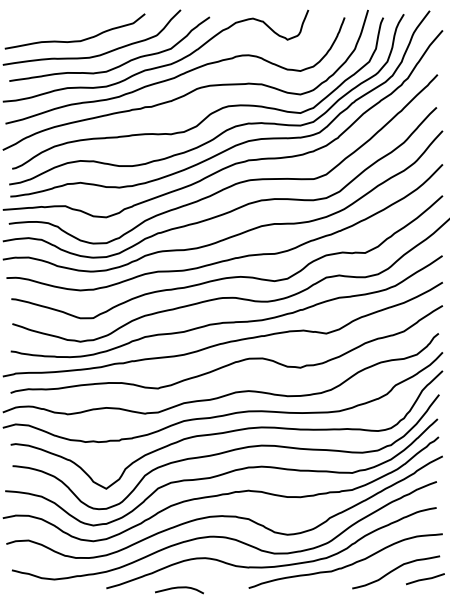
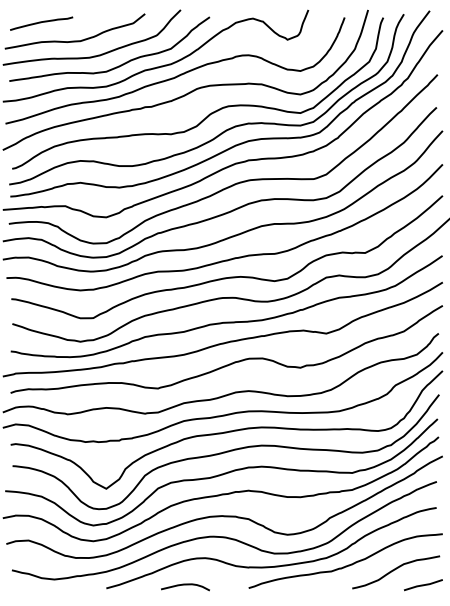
curve: none -> present (41, 23)
line position: (425, 579) -> (423, 585) (423, 585)
curve position: (179, 588) -> (185, 585) (185, 585)
